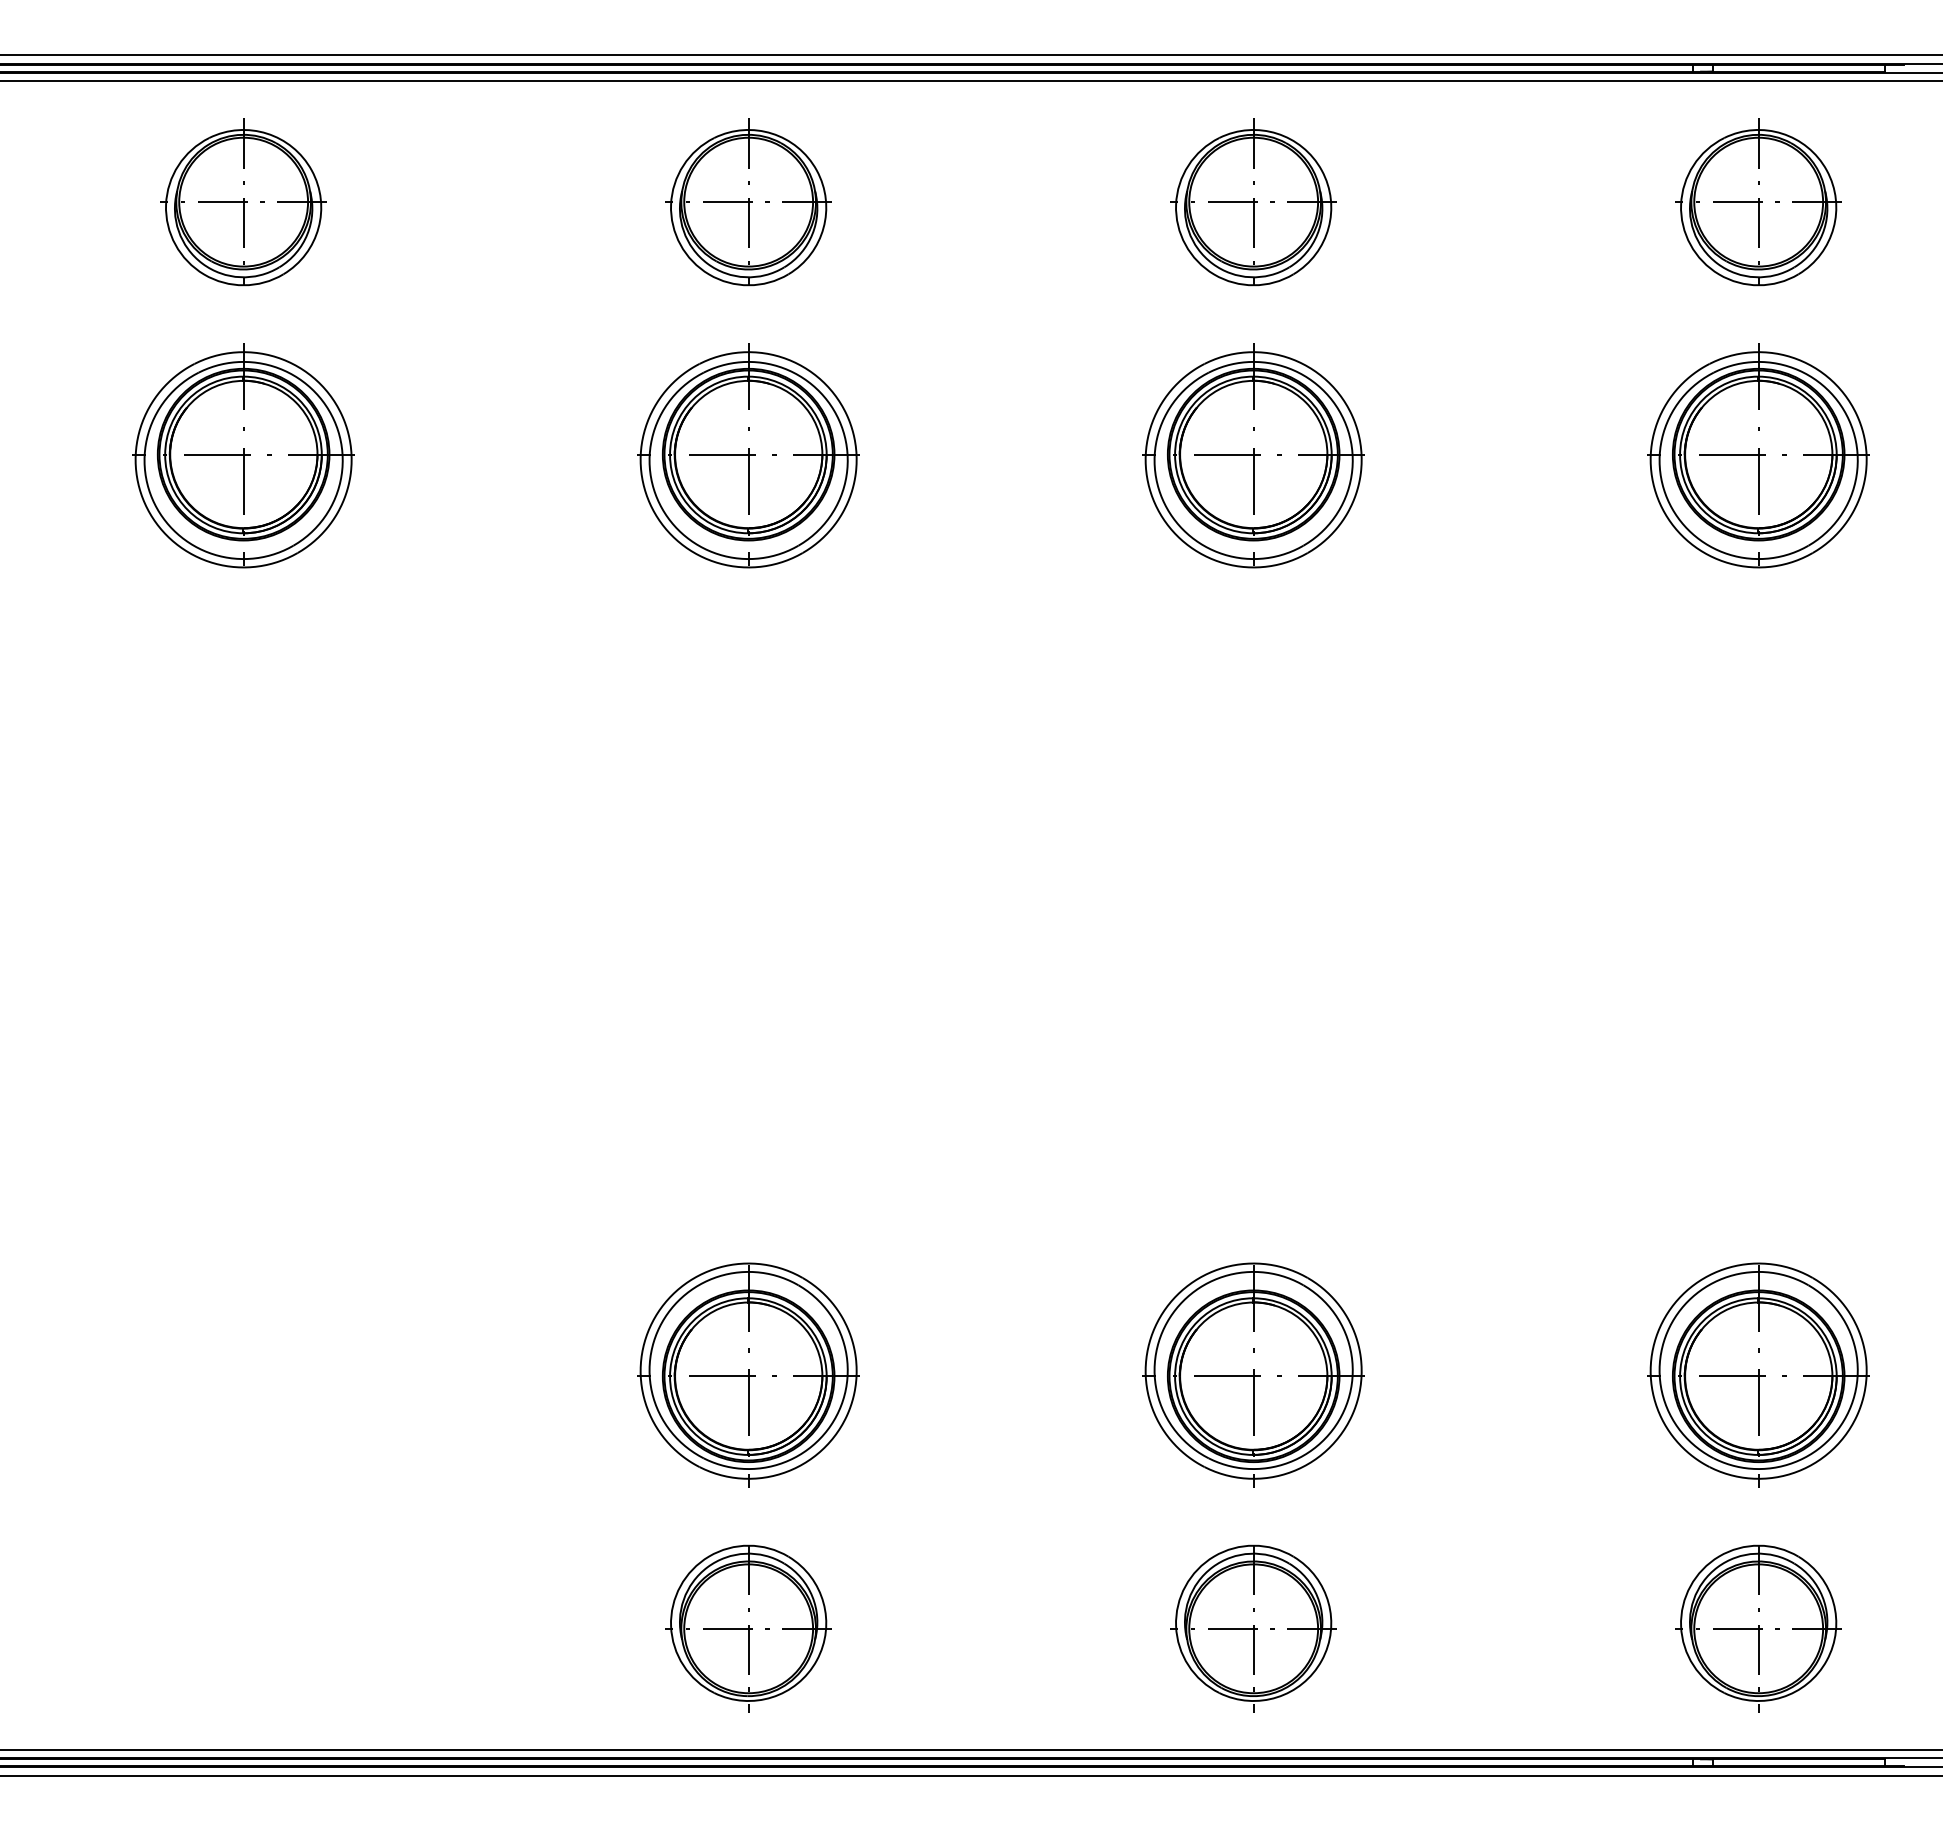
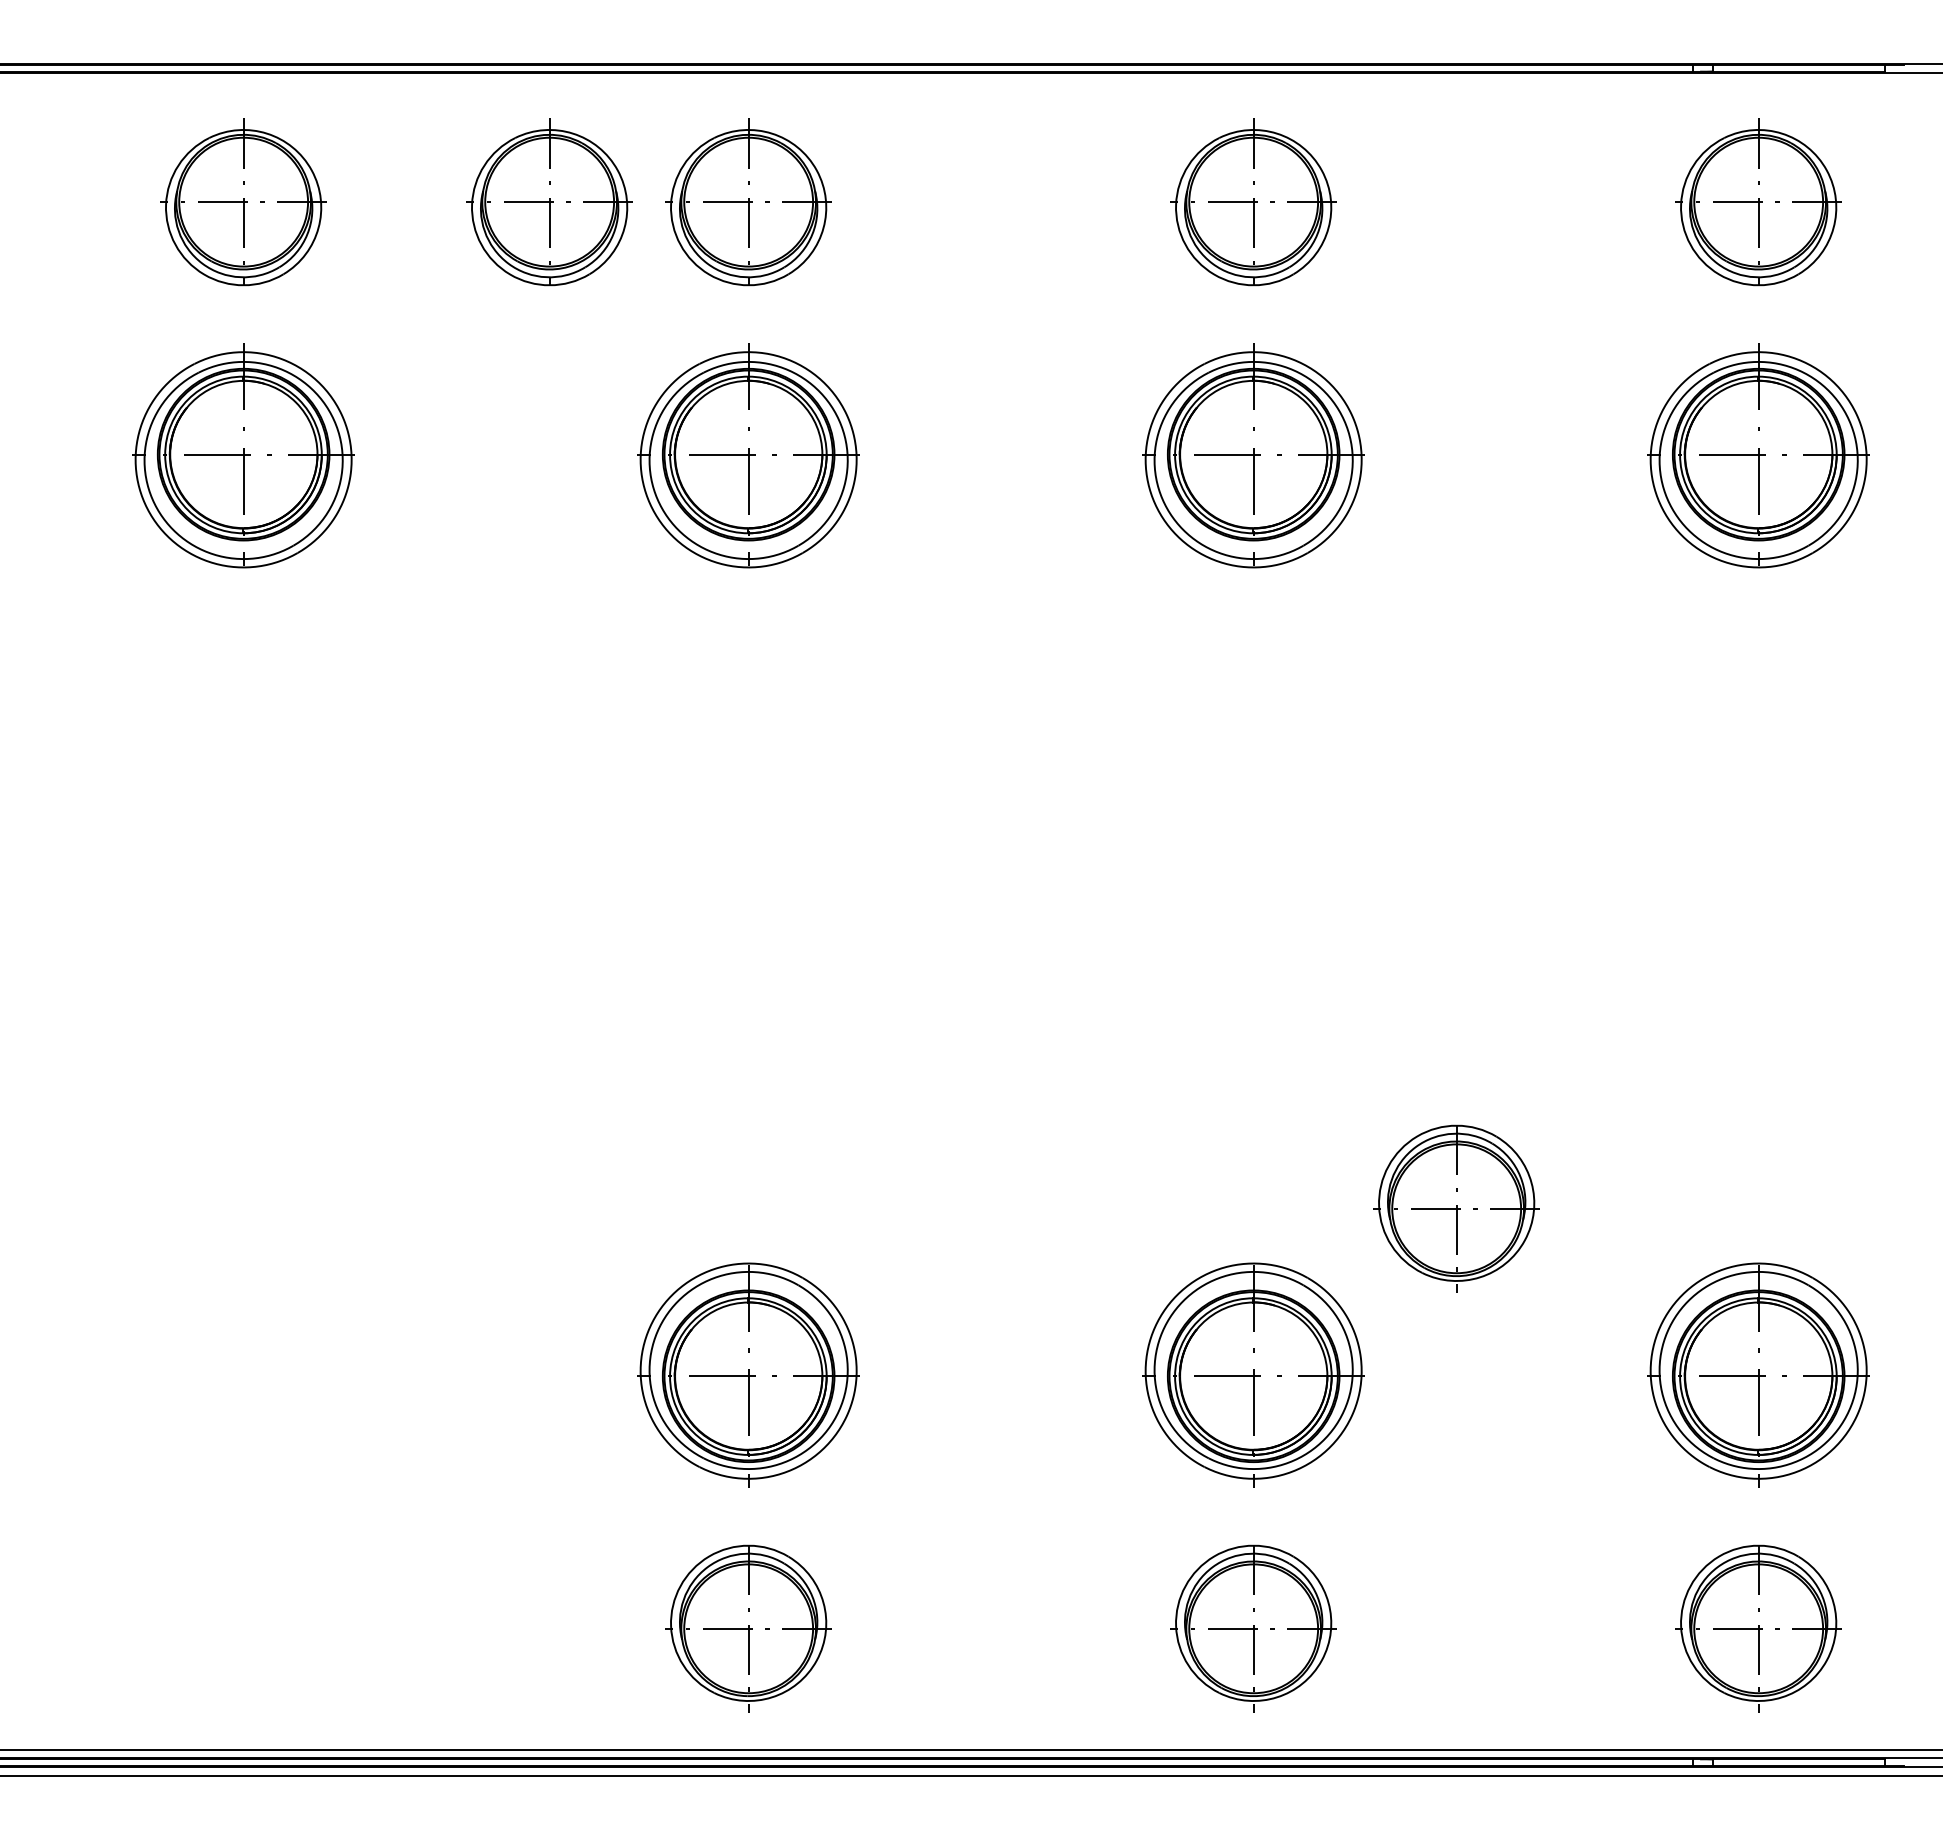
line: present -> none (970, 54)
line: present -> none (970, 80)
part: none -> present (549, 202)
part: none -> present (1456, 1208)
